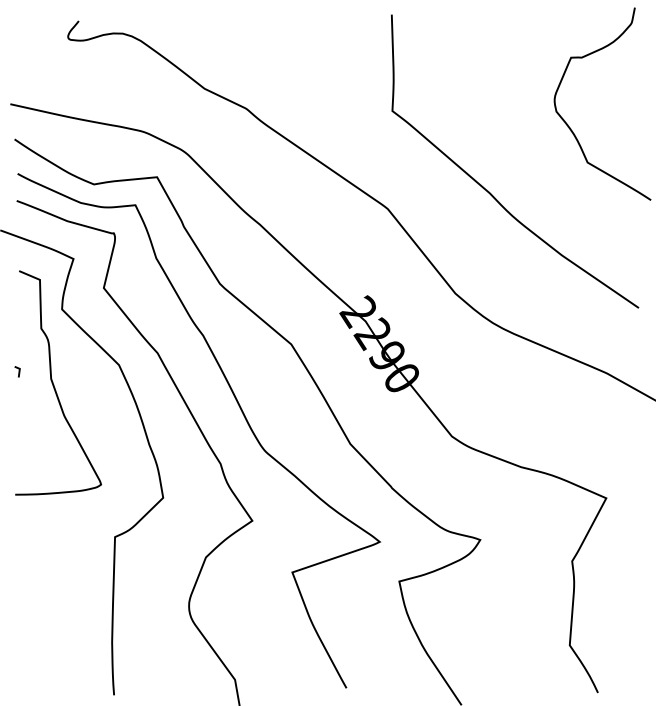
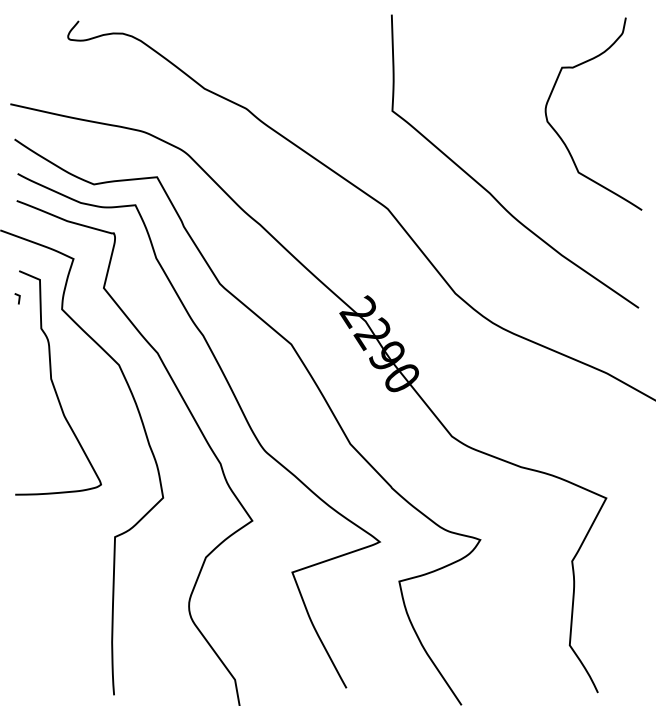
curve position: (571, 128) -> (562, 138) (562, 138)
line position: (18, 371) -> (18, 298) (18, 298)
